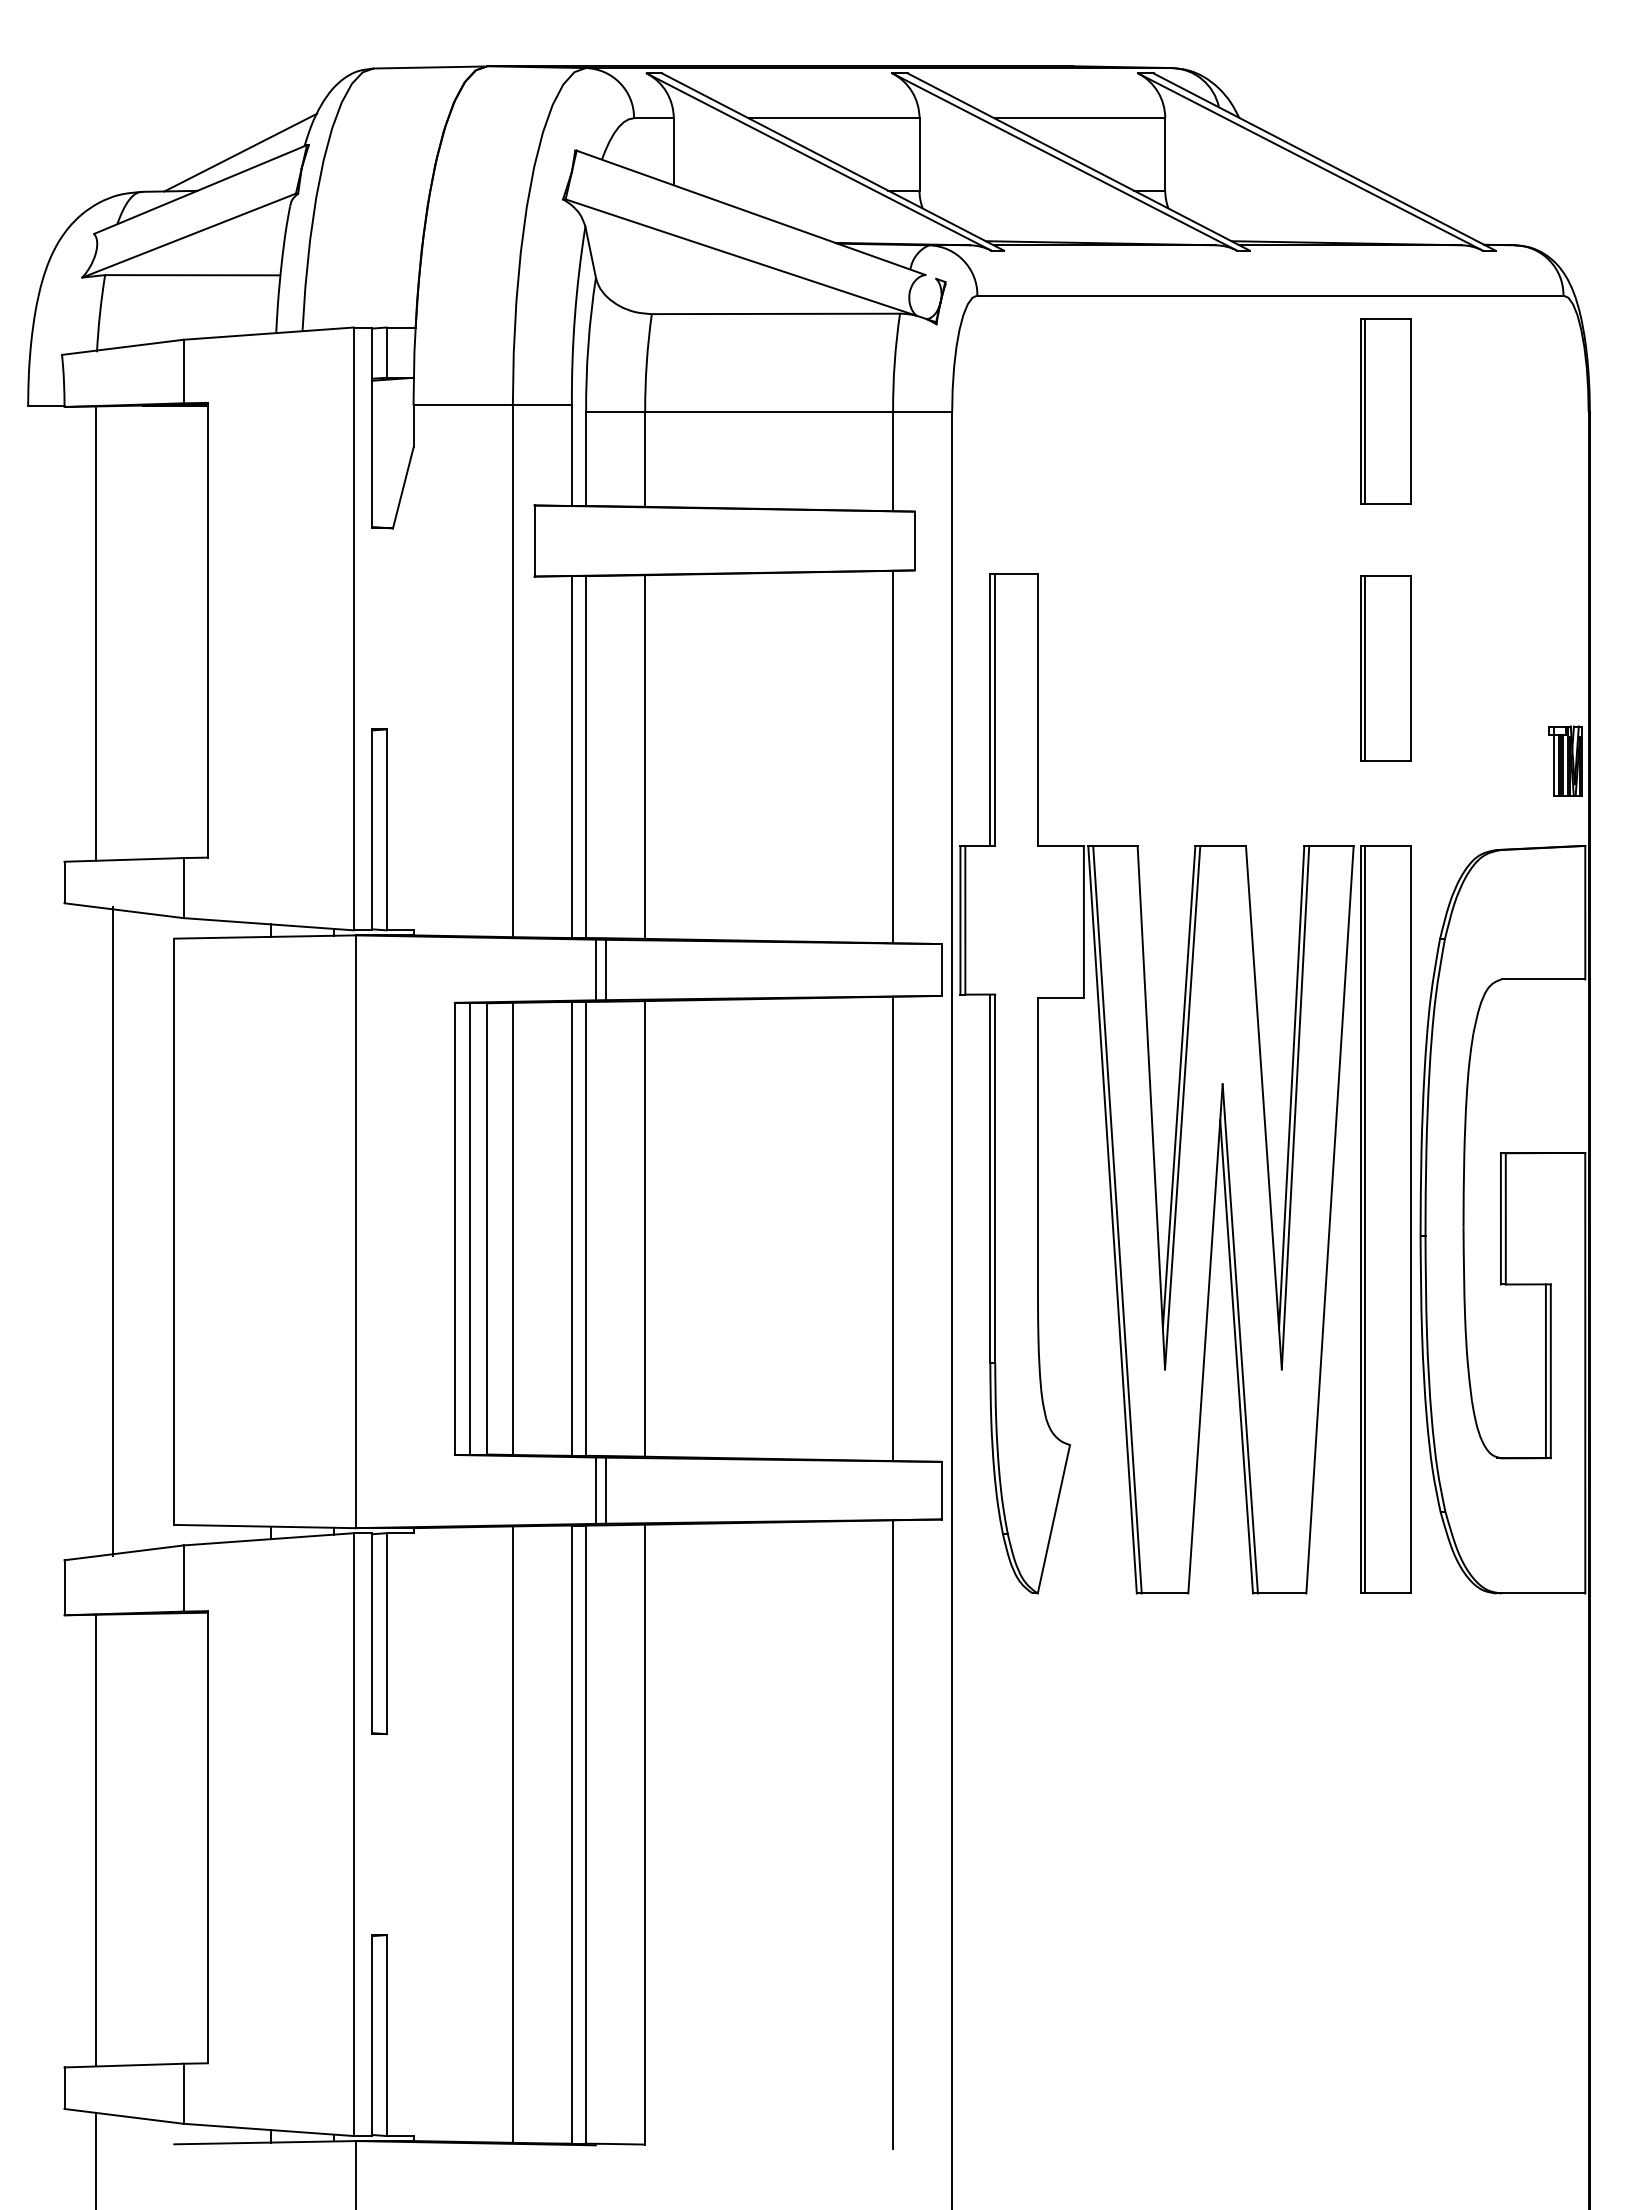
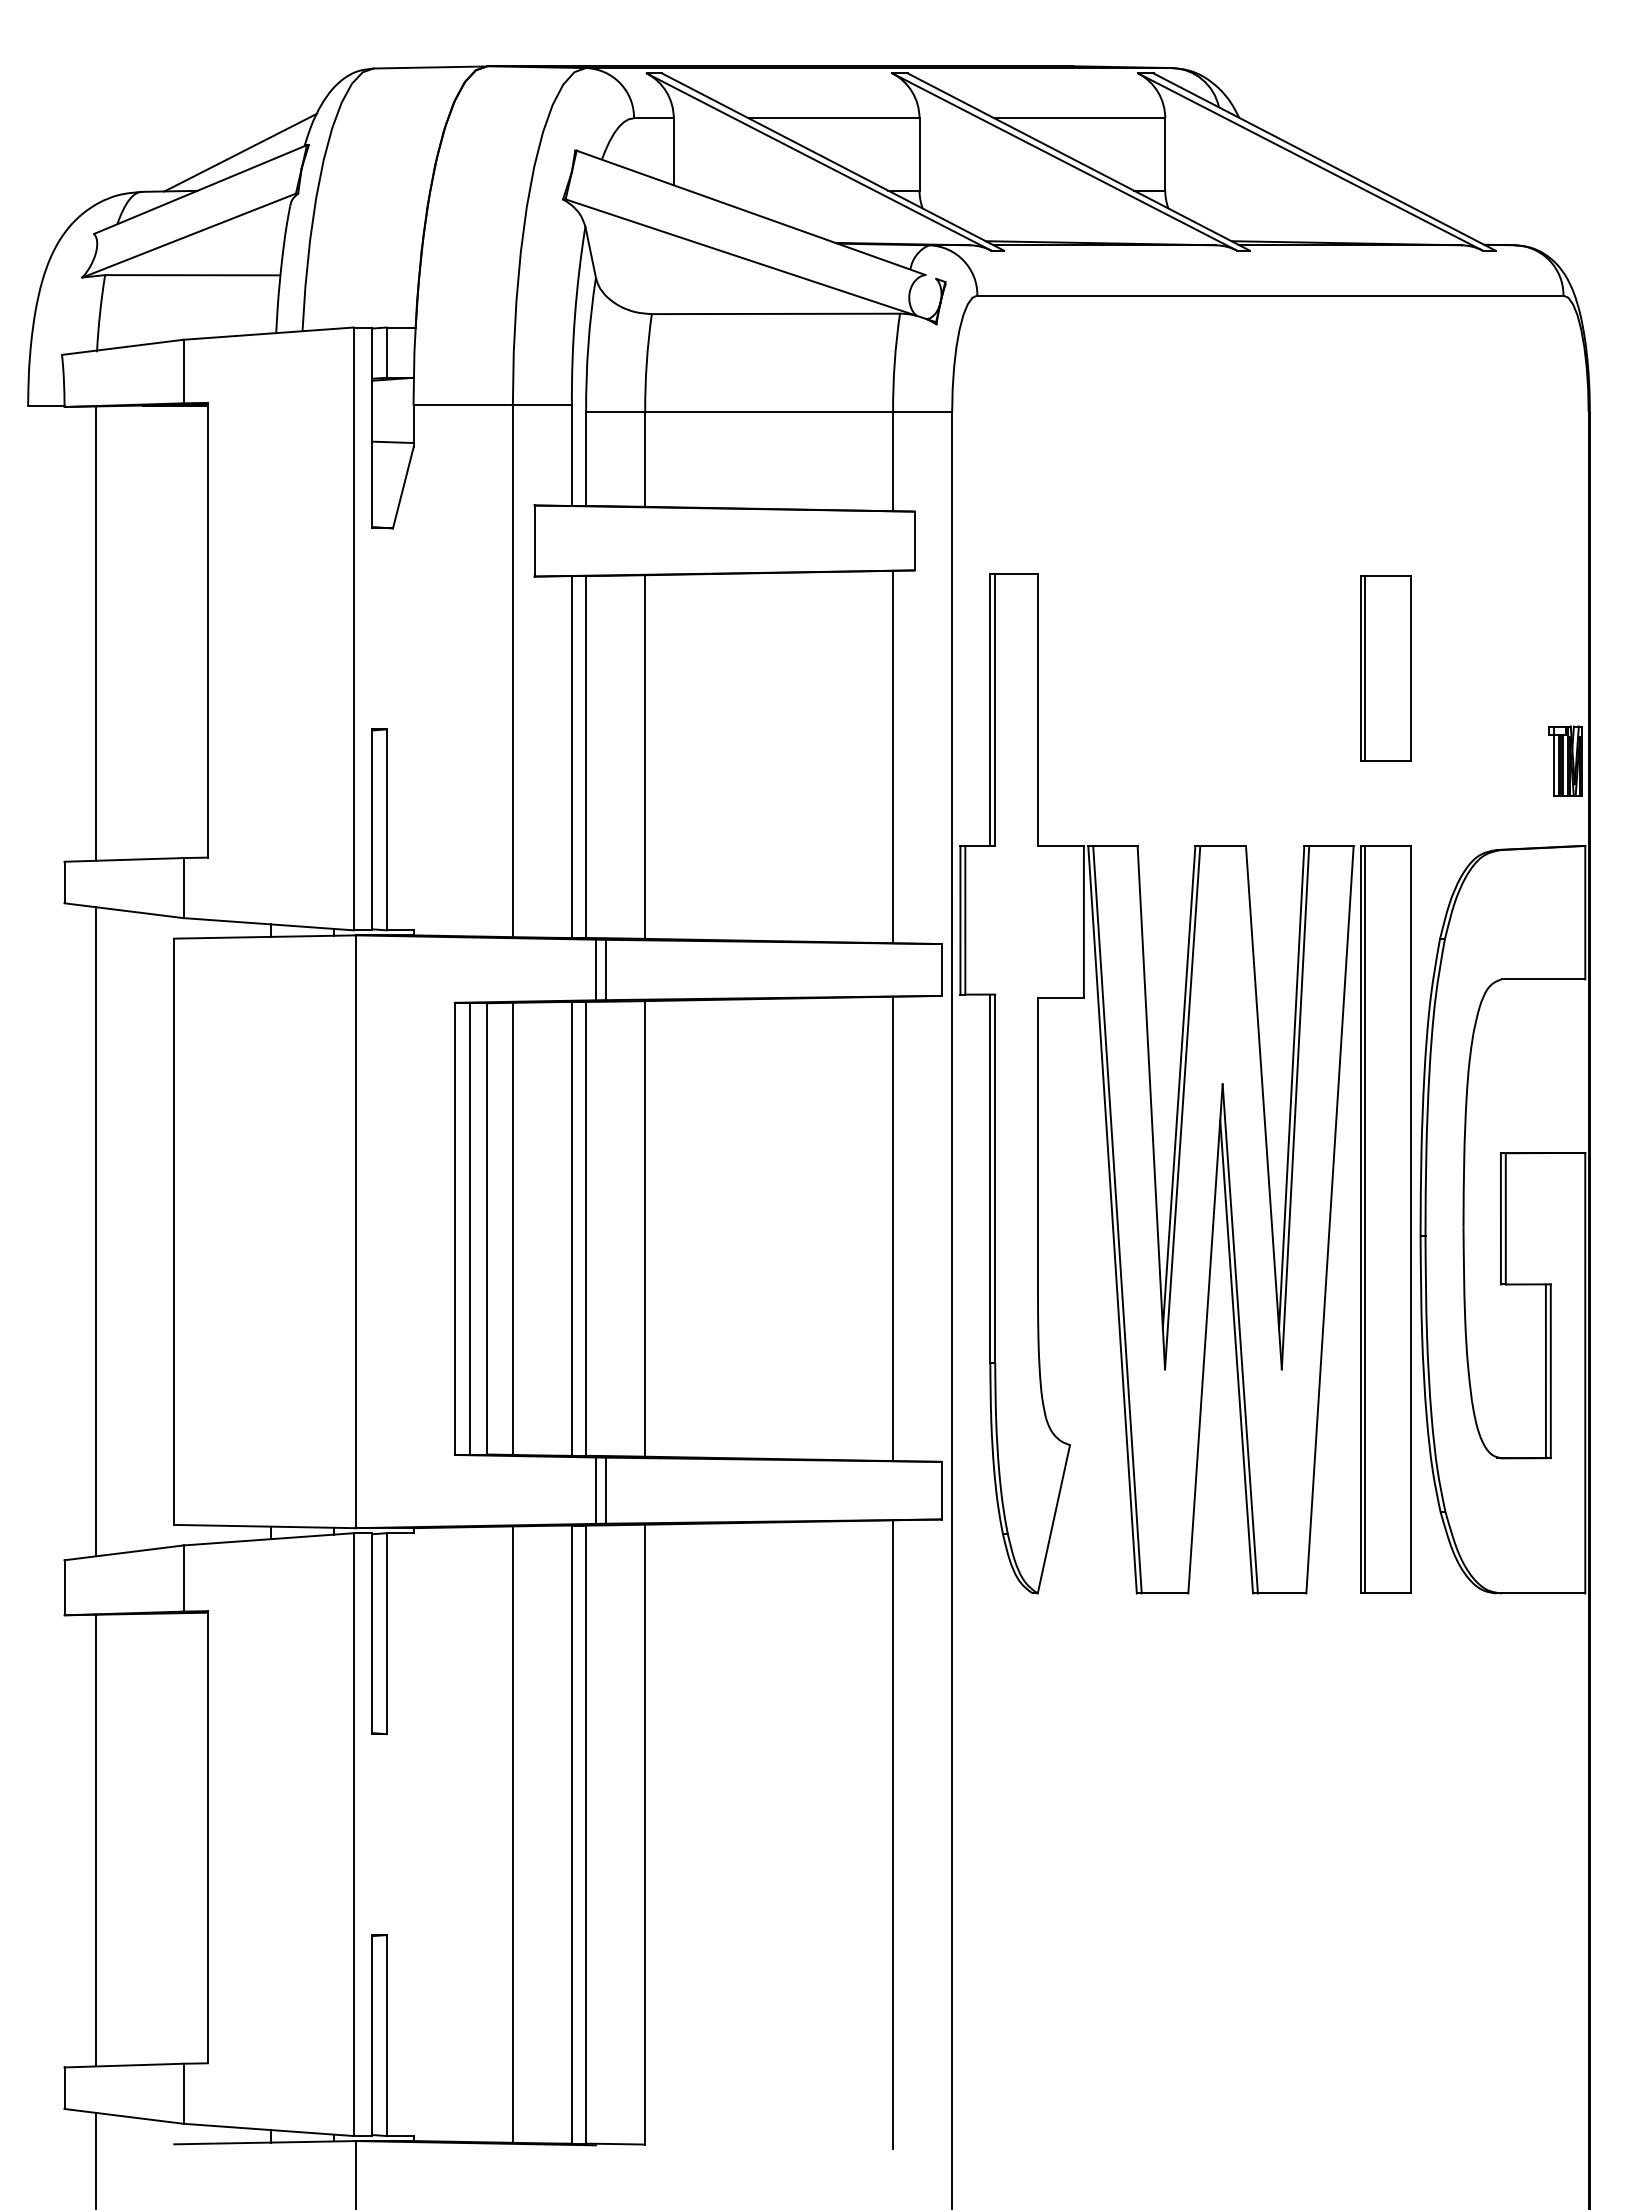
part: present -> none (1385, 411)
line: none -> present (392, 442)
line position: (112, 1231) -> (95, 1231) (95, 1231)
